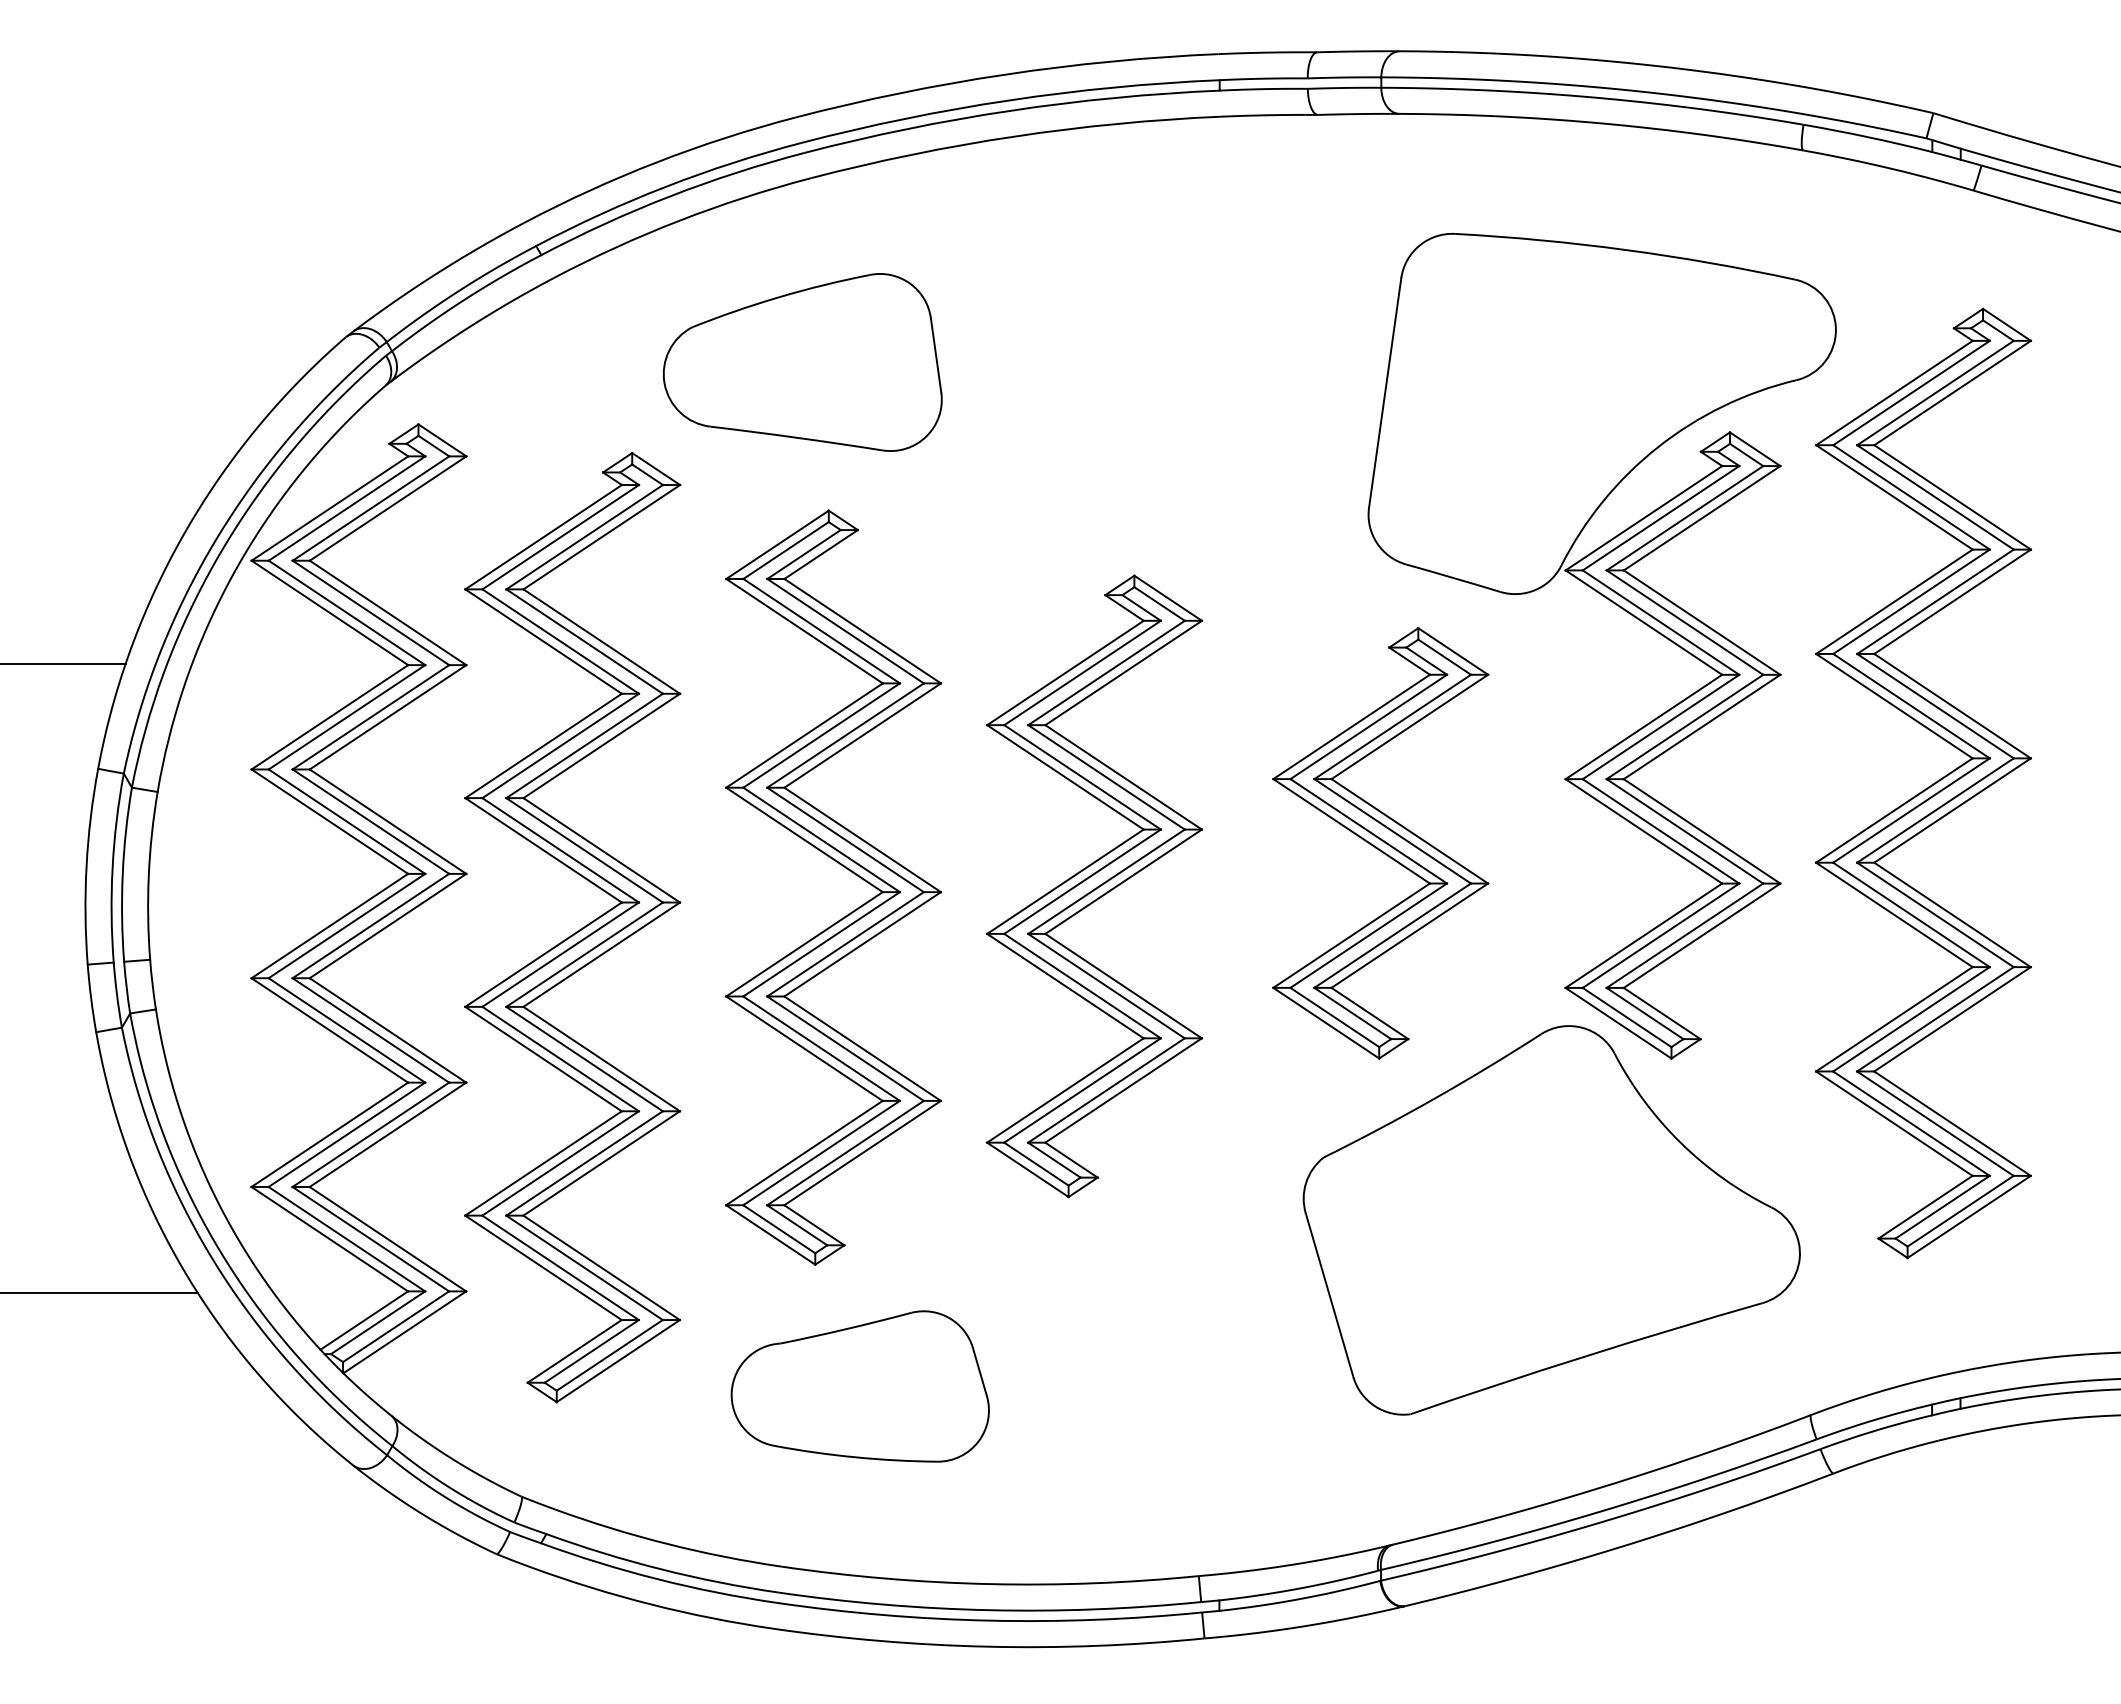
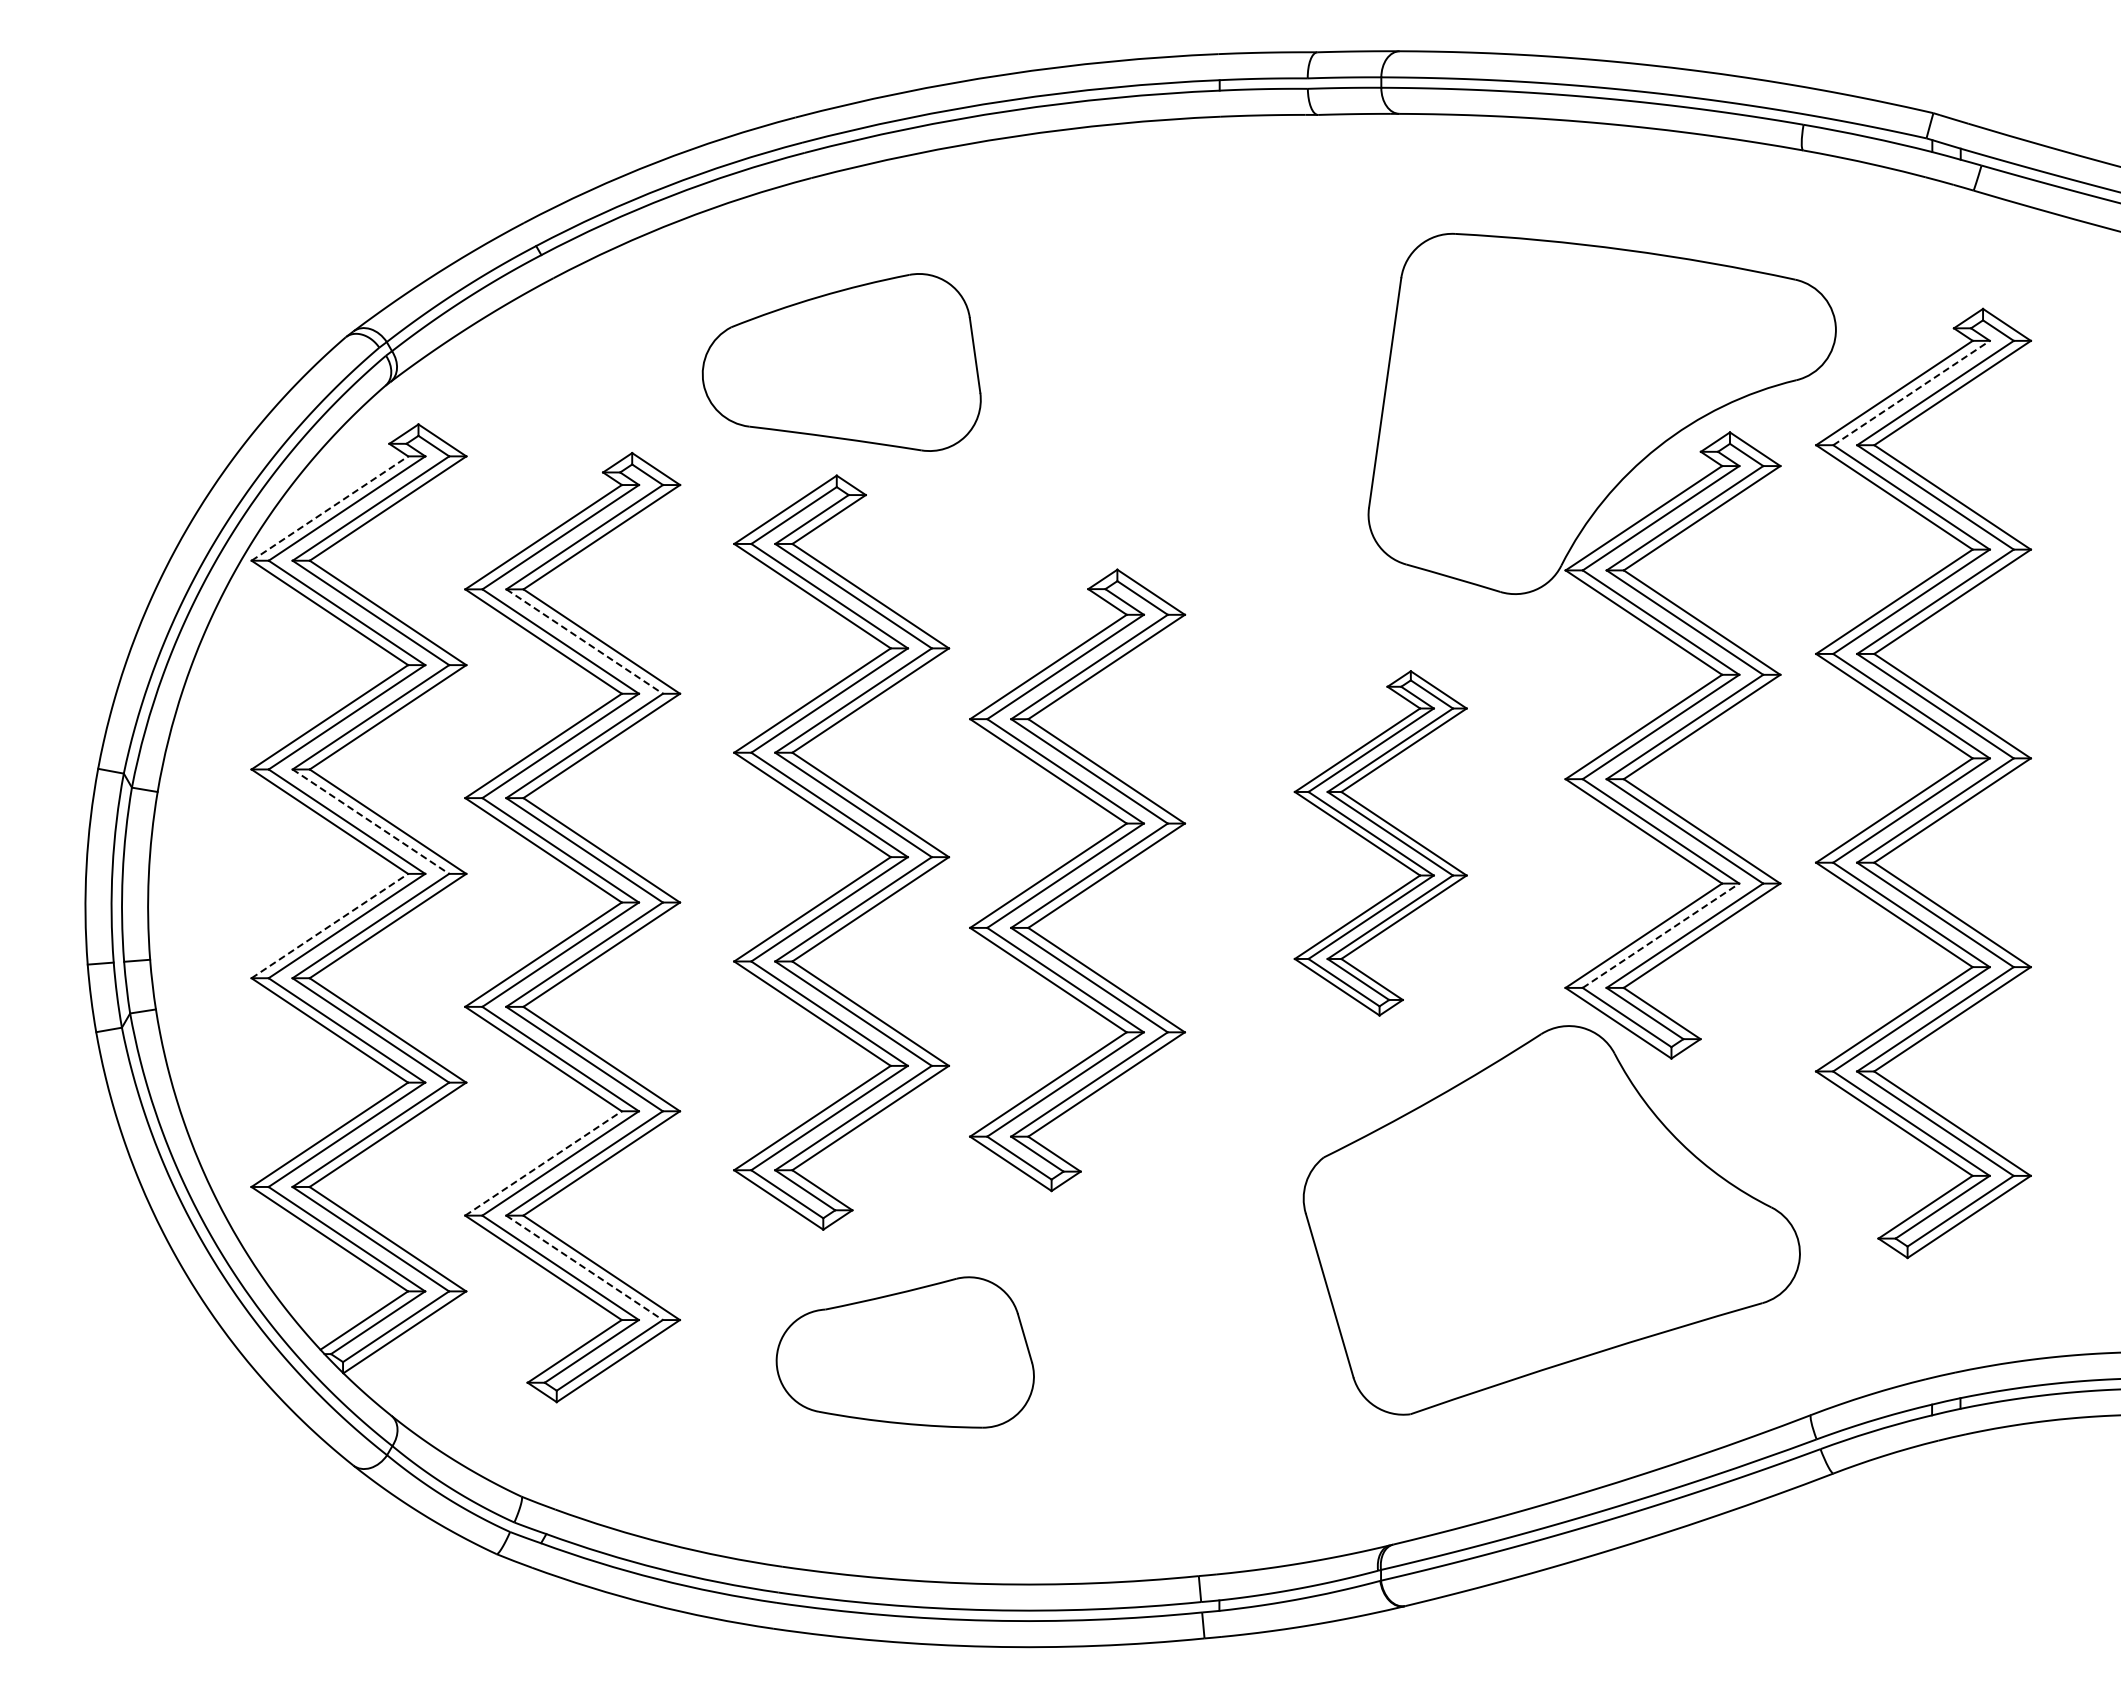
part position: (802, 362) -> (841, 362) (841, 362)
line: solid -> dashed (1912, 392)
line: solid -> dashed (330, 508)
line: solid -> dashed (585, 641)
line: present -> none (63, 663)
line: solid -> dashed (371, 821)
part size: 218x433 px -> 175x347 px (1380, 843)
part position: (846, 869) -> (854, 834) (854, 834)
part position: (1094, 886) -> (1077, 880) (1077, 880)
line: solid -> dashed (330, 925)
line: solid -> dashed (1661, 935)
line: solid -> dashed (543, 1163)
line: solid -> dashed (584, 1268)
line: present -> none (99, 1292)
part position: (859, 1386) -> (904, 1352) (904, 1352)
